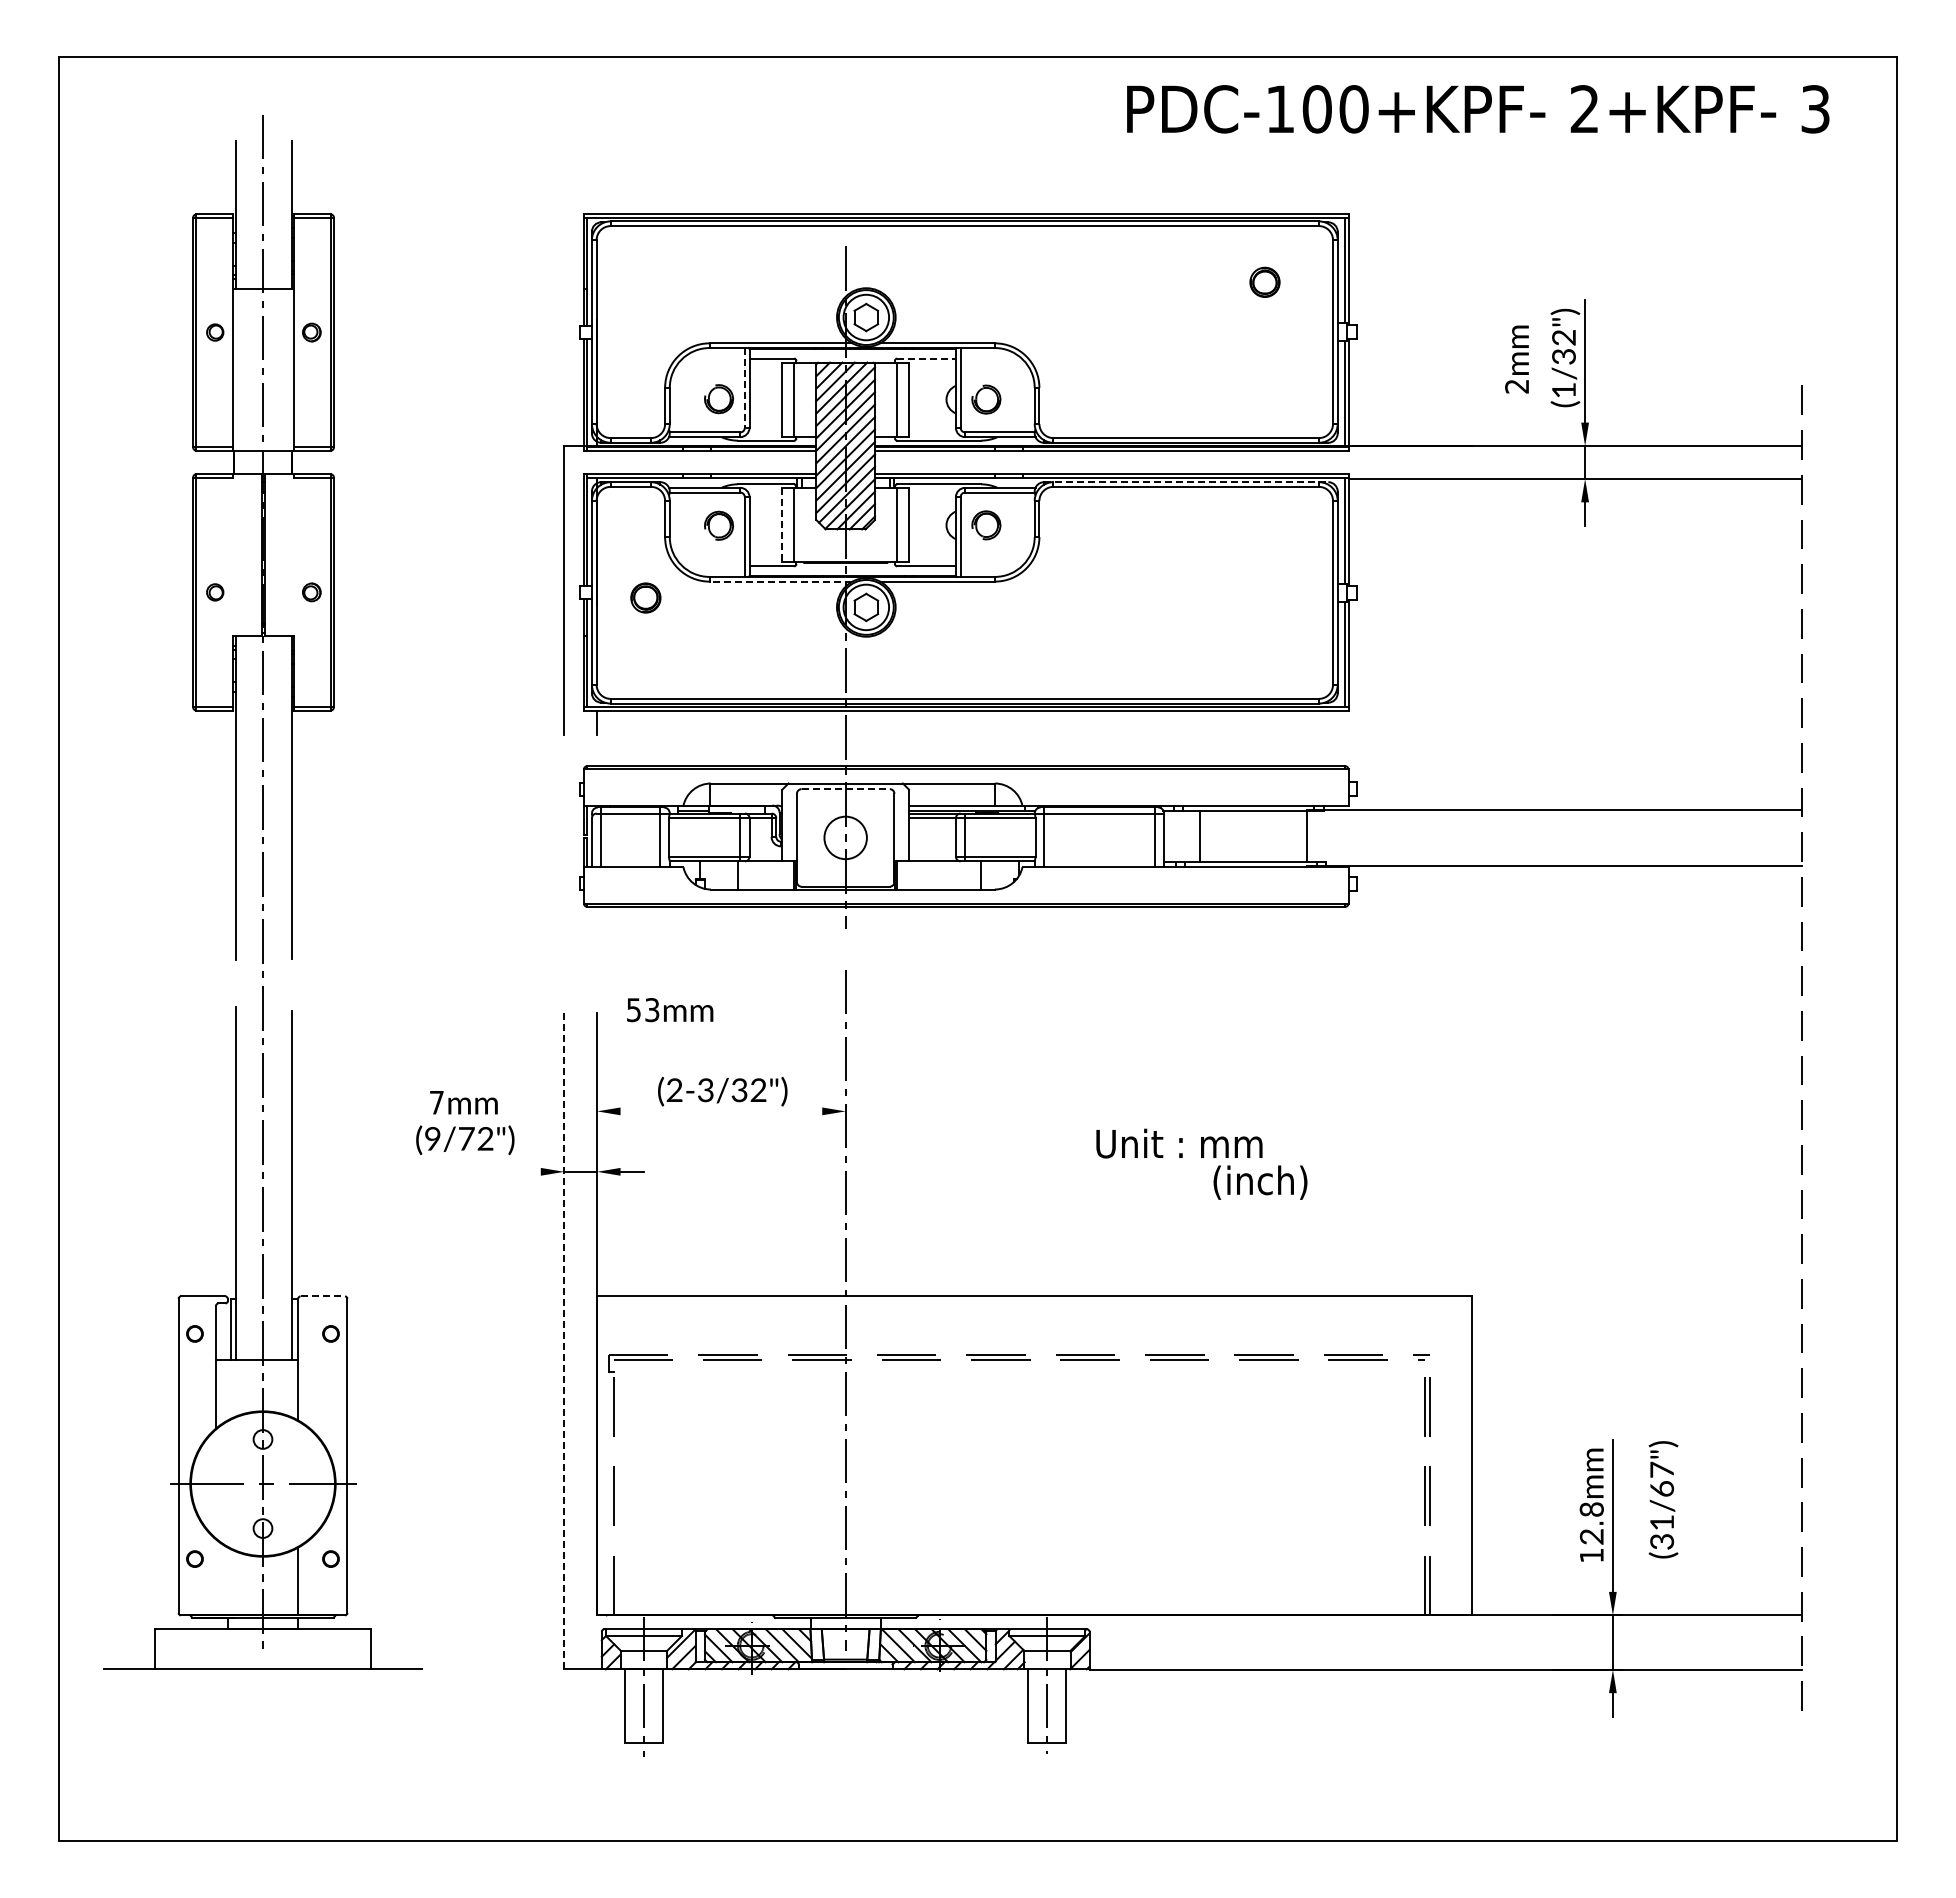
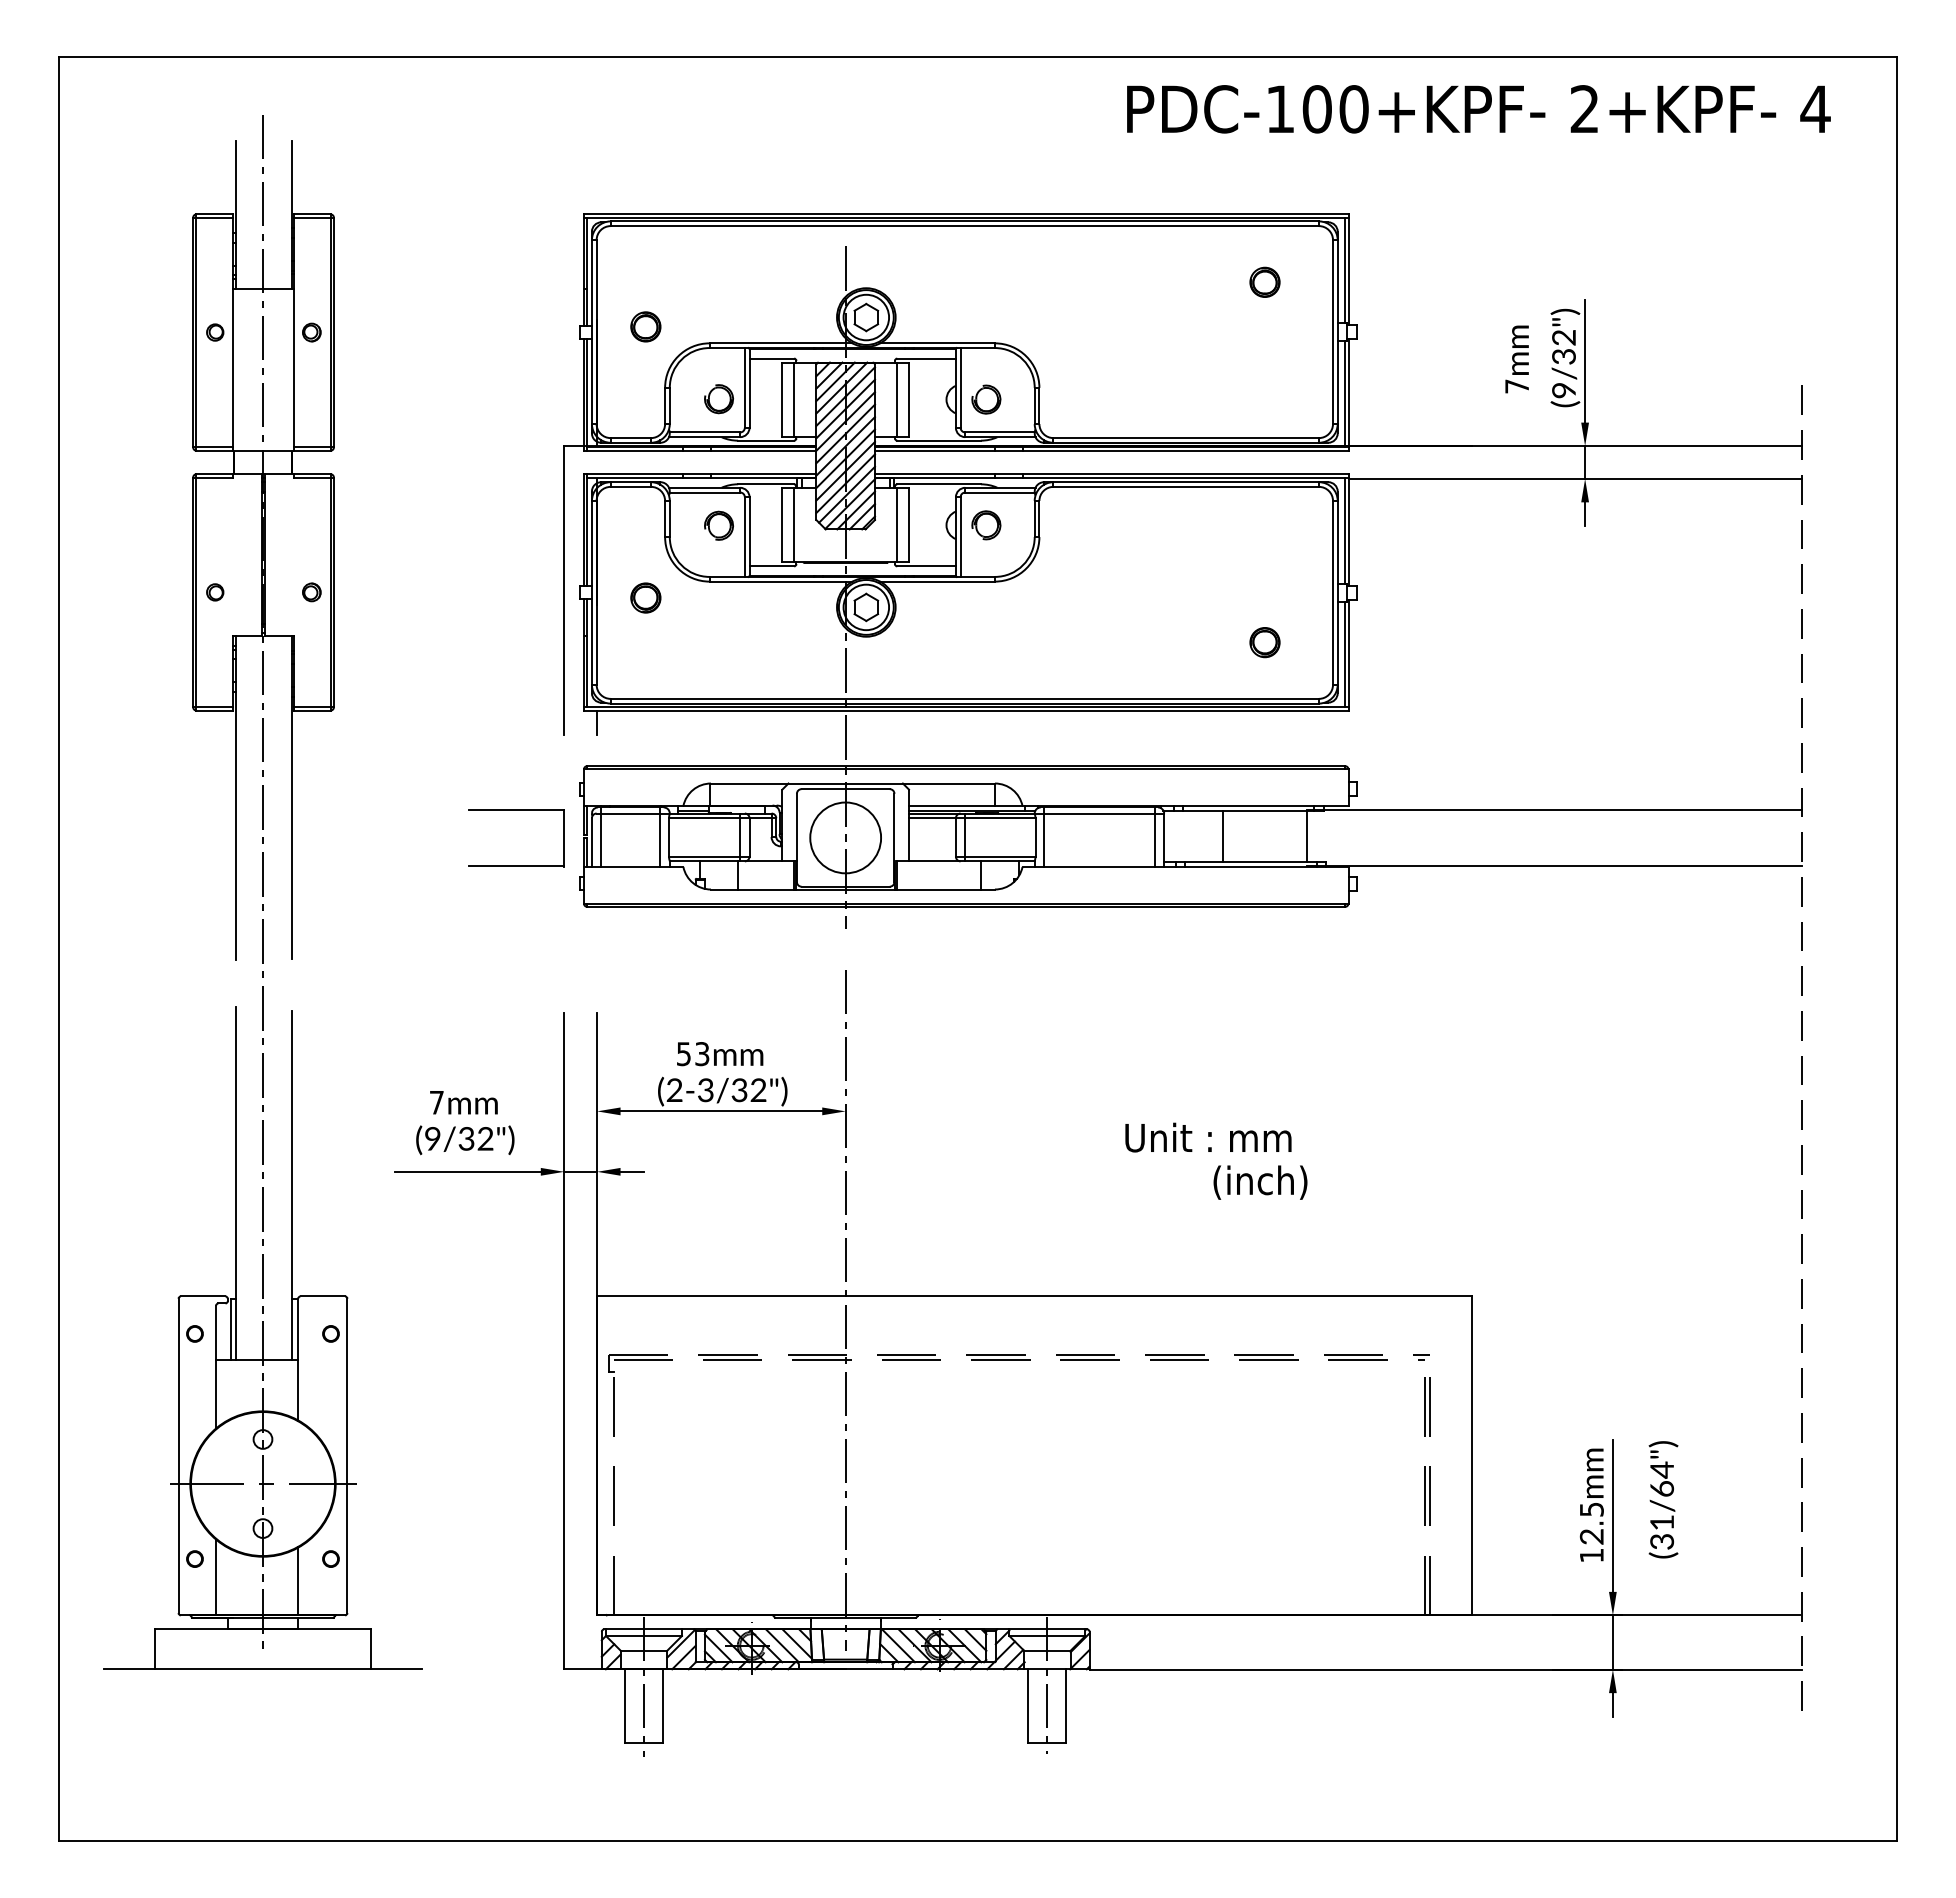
text: 3 -> 4 (1815, 109)
part: none -> present (645, 326)
line: dashed -> solid (927, 358)
text: 2 -> 7 (1516, 386)
line: dashed -> solid (744, 387)
text: (1/32") -> (9/32") (1563, 390)
line: dashed -> solid (1186, 482)
line: dashed -> solid (782, 525)
line: dashed -> solid (780, 581)
part: none -> present (1264, 642)
line: dashed -> solid (846, 789)
line position: (1199, 836) -> (1222, 836) (1222, 836)
circle diameter: 42 px -> 71 px (845, 837)
part: none -> present (516, 865)
text position: (670, 1010) -> (720, 1054) (720, 1054)
line: none -> present (721, 1111)
text: (9/72") -> (9/32") (466, 1138)
text position: (1179, 1143) -> (1208, 1137) (1208, 1137)
line: none -> present (467, 1171)
line: dashed -> solid (323, 1296)
line: dashed -> solid (564, 1341)
text: (31/67") -> (31/64") (1661, 1469)
text: .8 -> .5 (1591, 1509)
line: none -> present (216, 1577)
